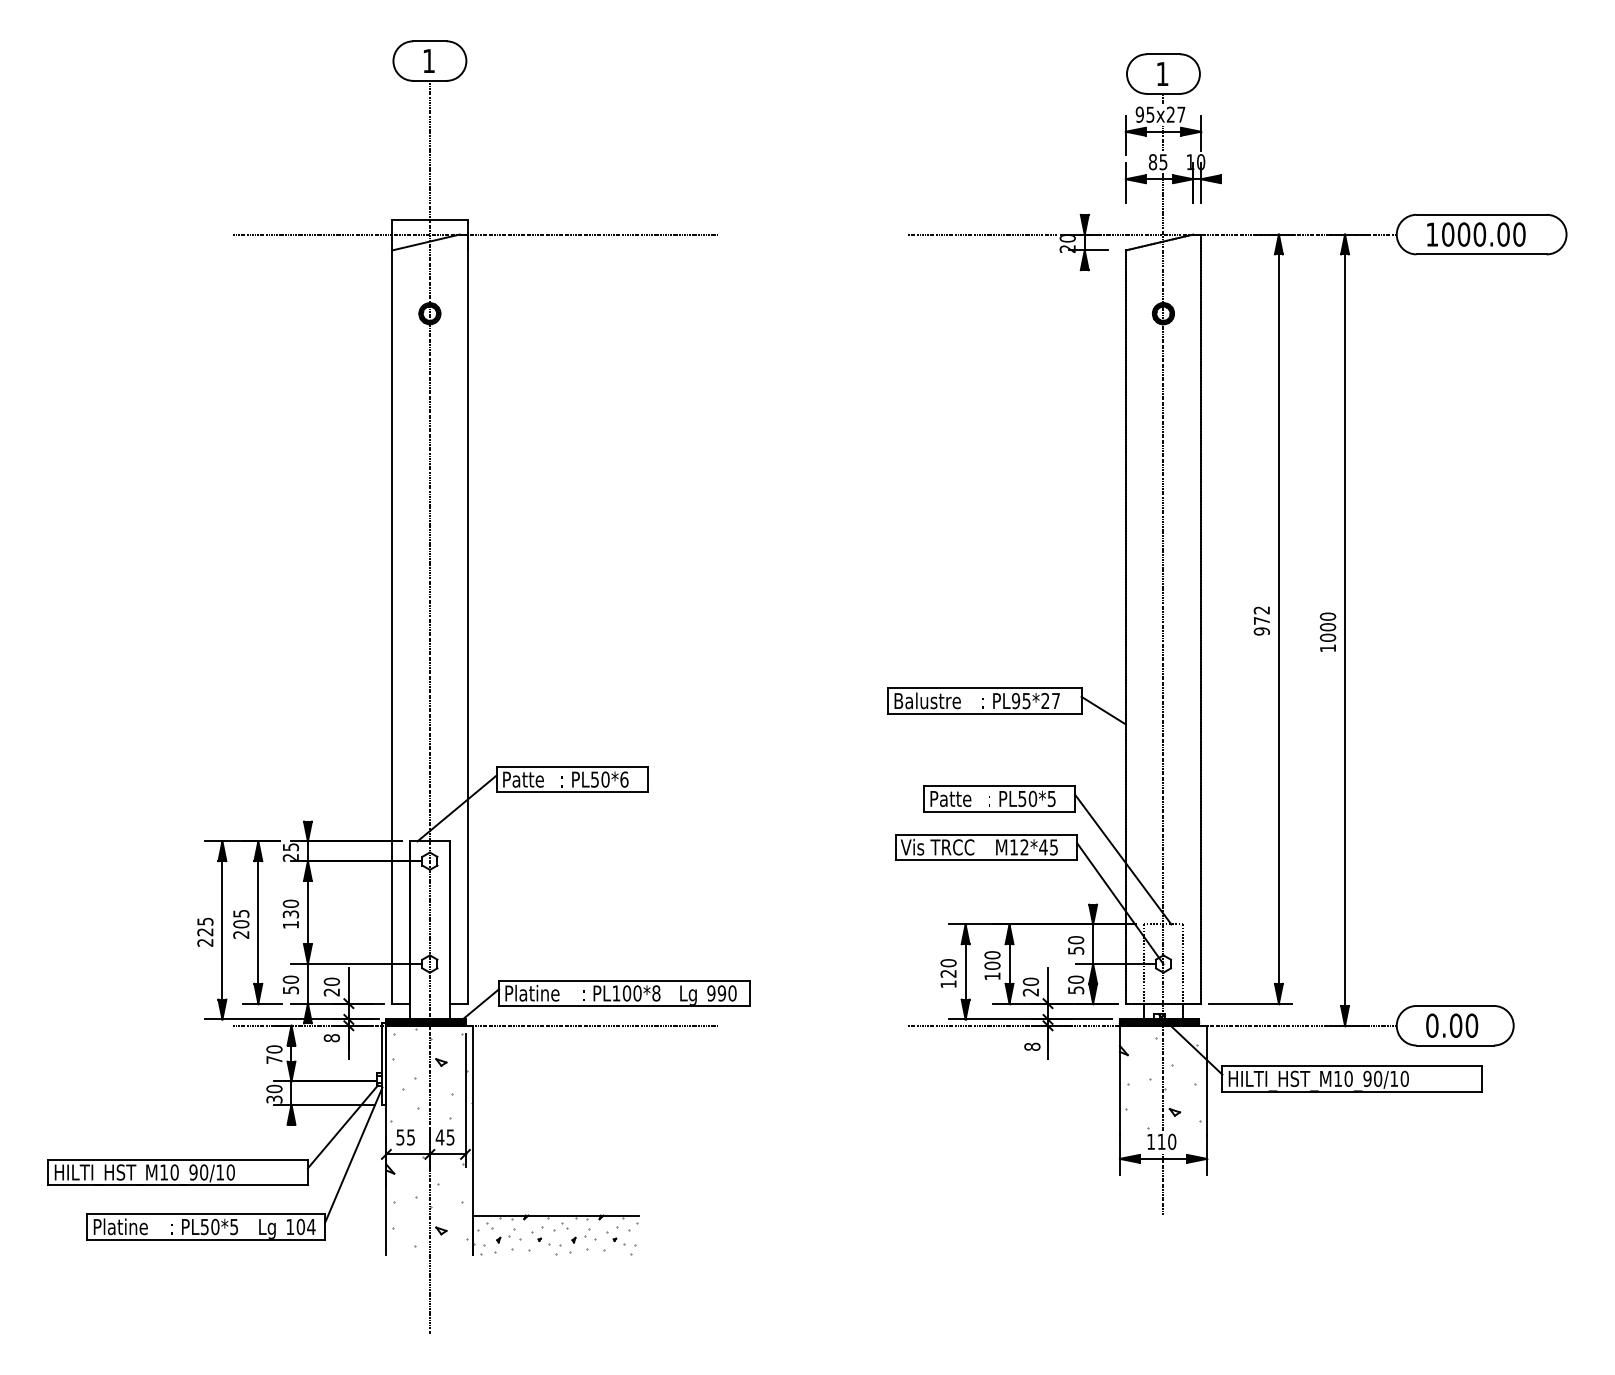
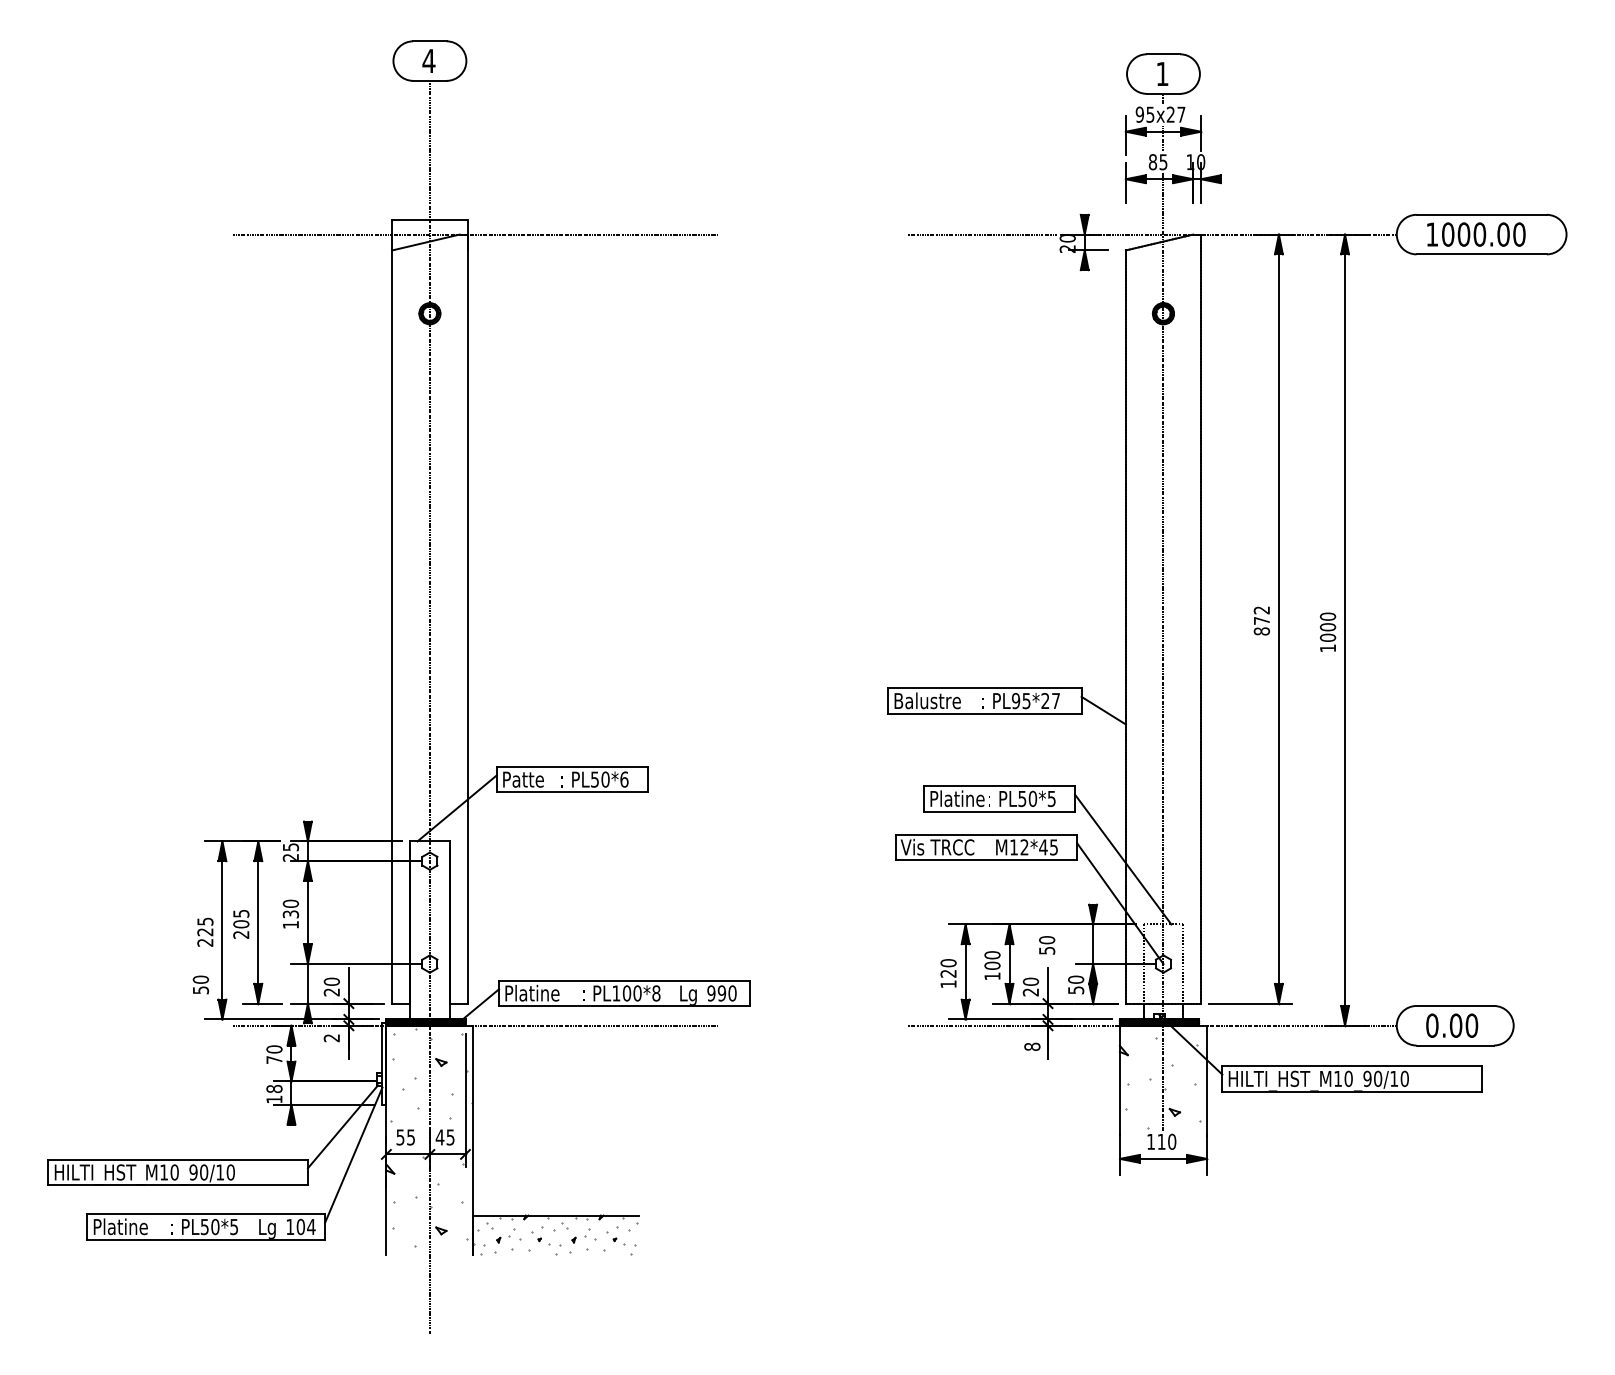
text: 1 -> 4 (428, 60)
text: 972 -> 872 (1261, 631)
text: Patte -> Platine (962, 798)
text position: (1076, 945) -> (1047, 945) (1047, 945)
text position: (290, 984) -> (200, 984) (200, 984)
text: 8 -> 2 (331, 1038)
text: 30 -> 18 (274, 1093)
line: present -> none (1163, 1183)
